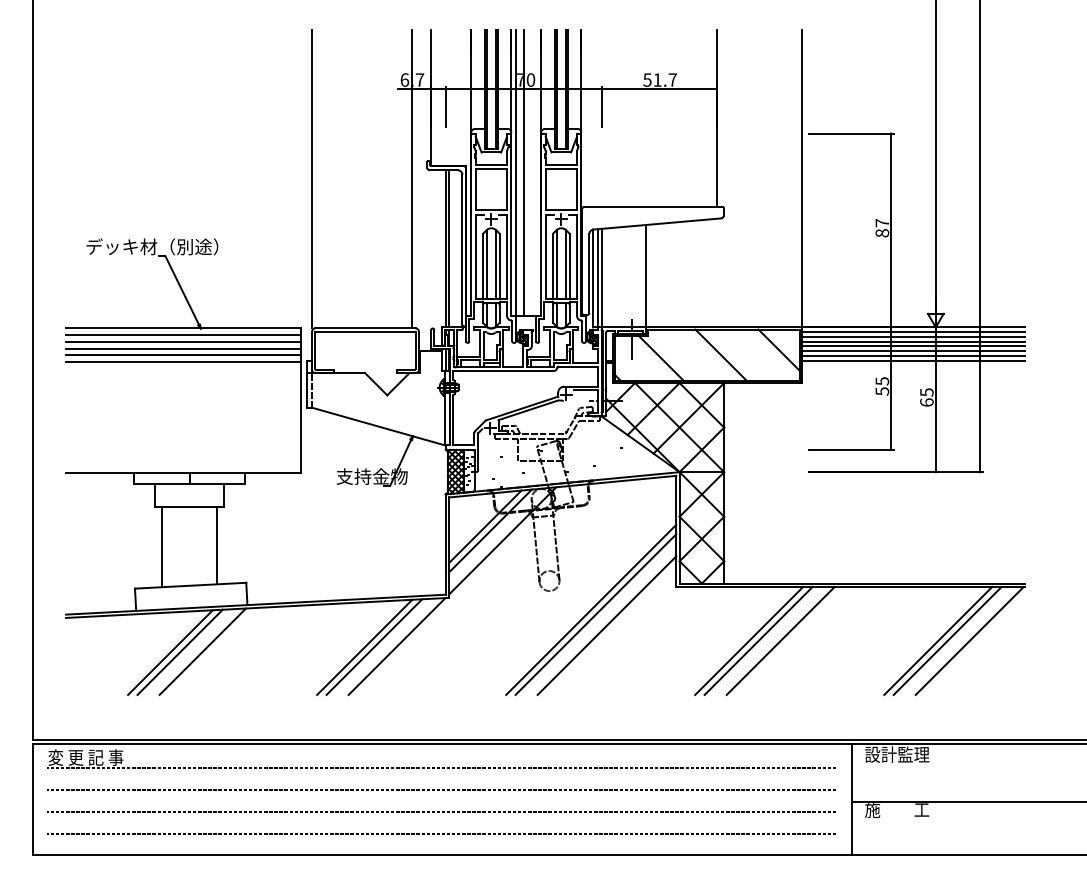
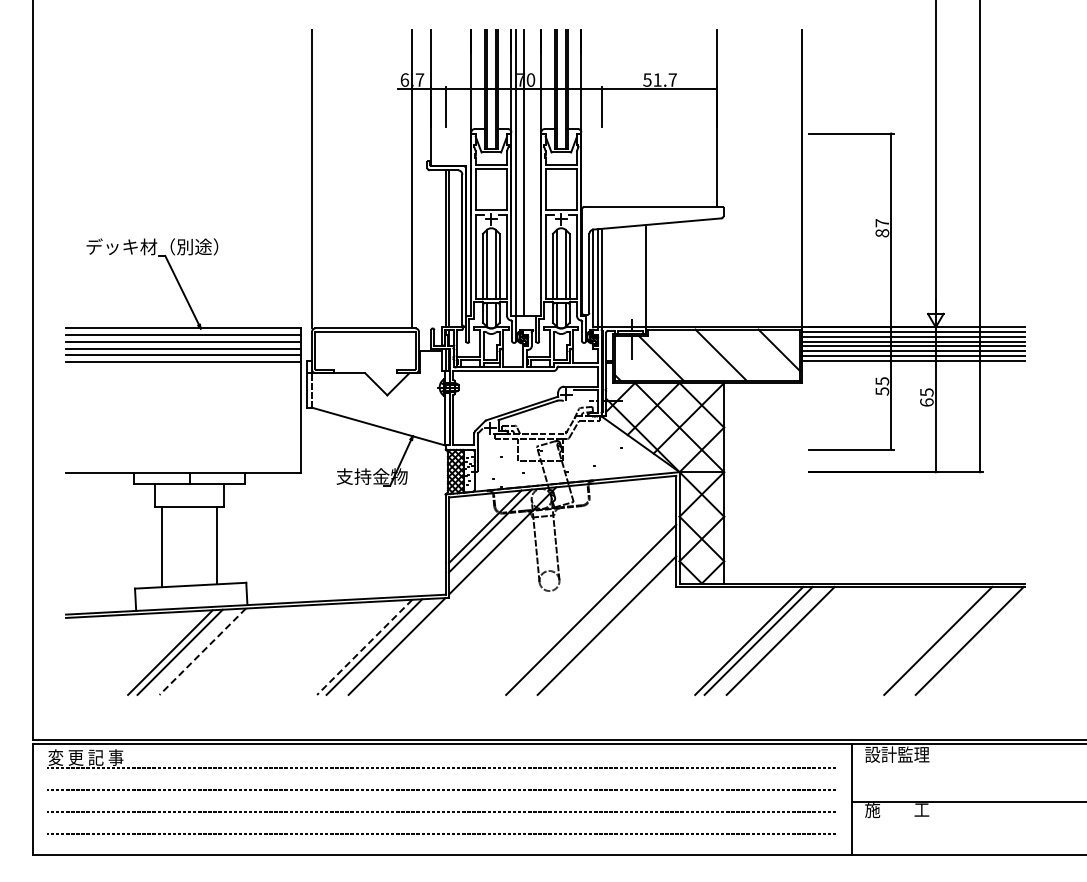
line: present -> none (595, 614)
line: present -> none (947, 640)
line: solid -> dashed (364, 647)
line: solid -> dashed (202, 652)
